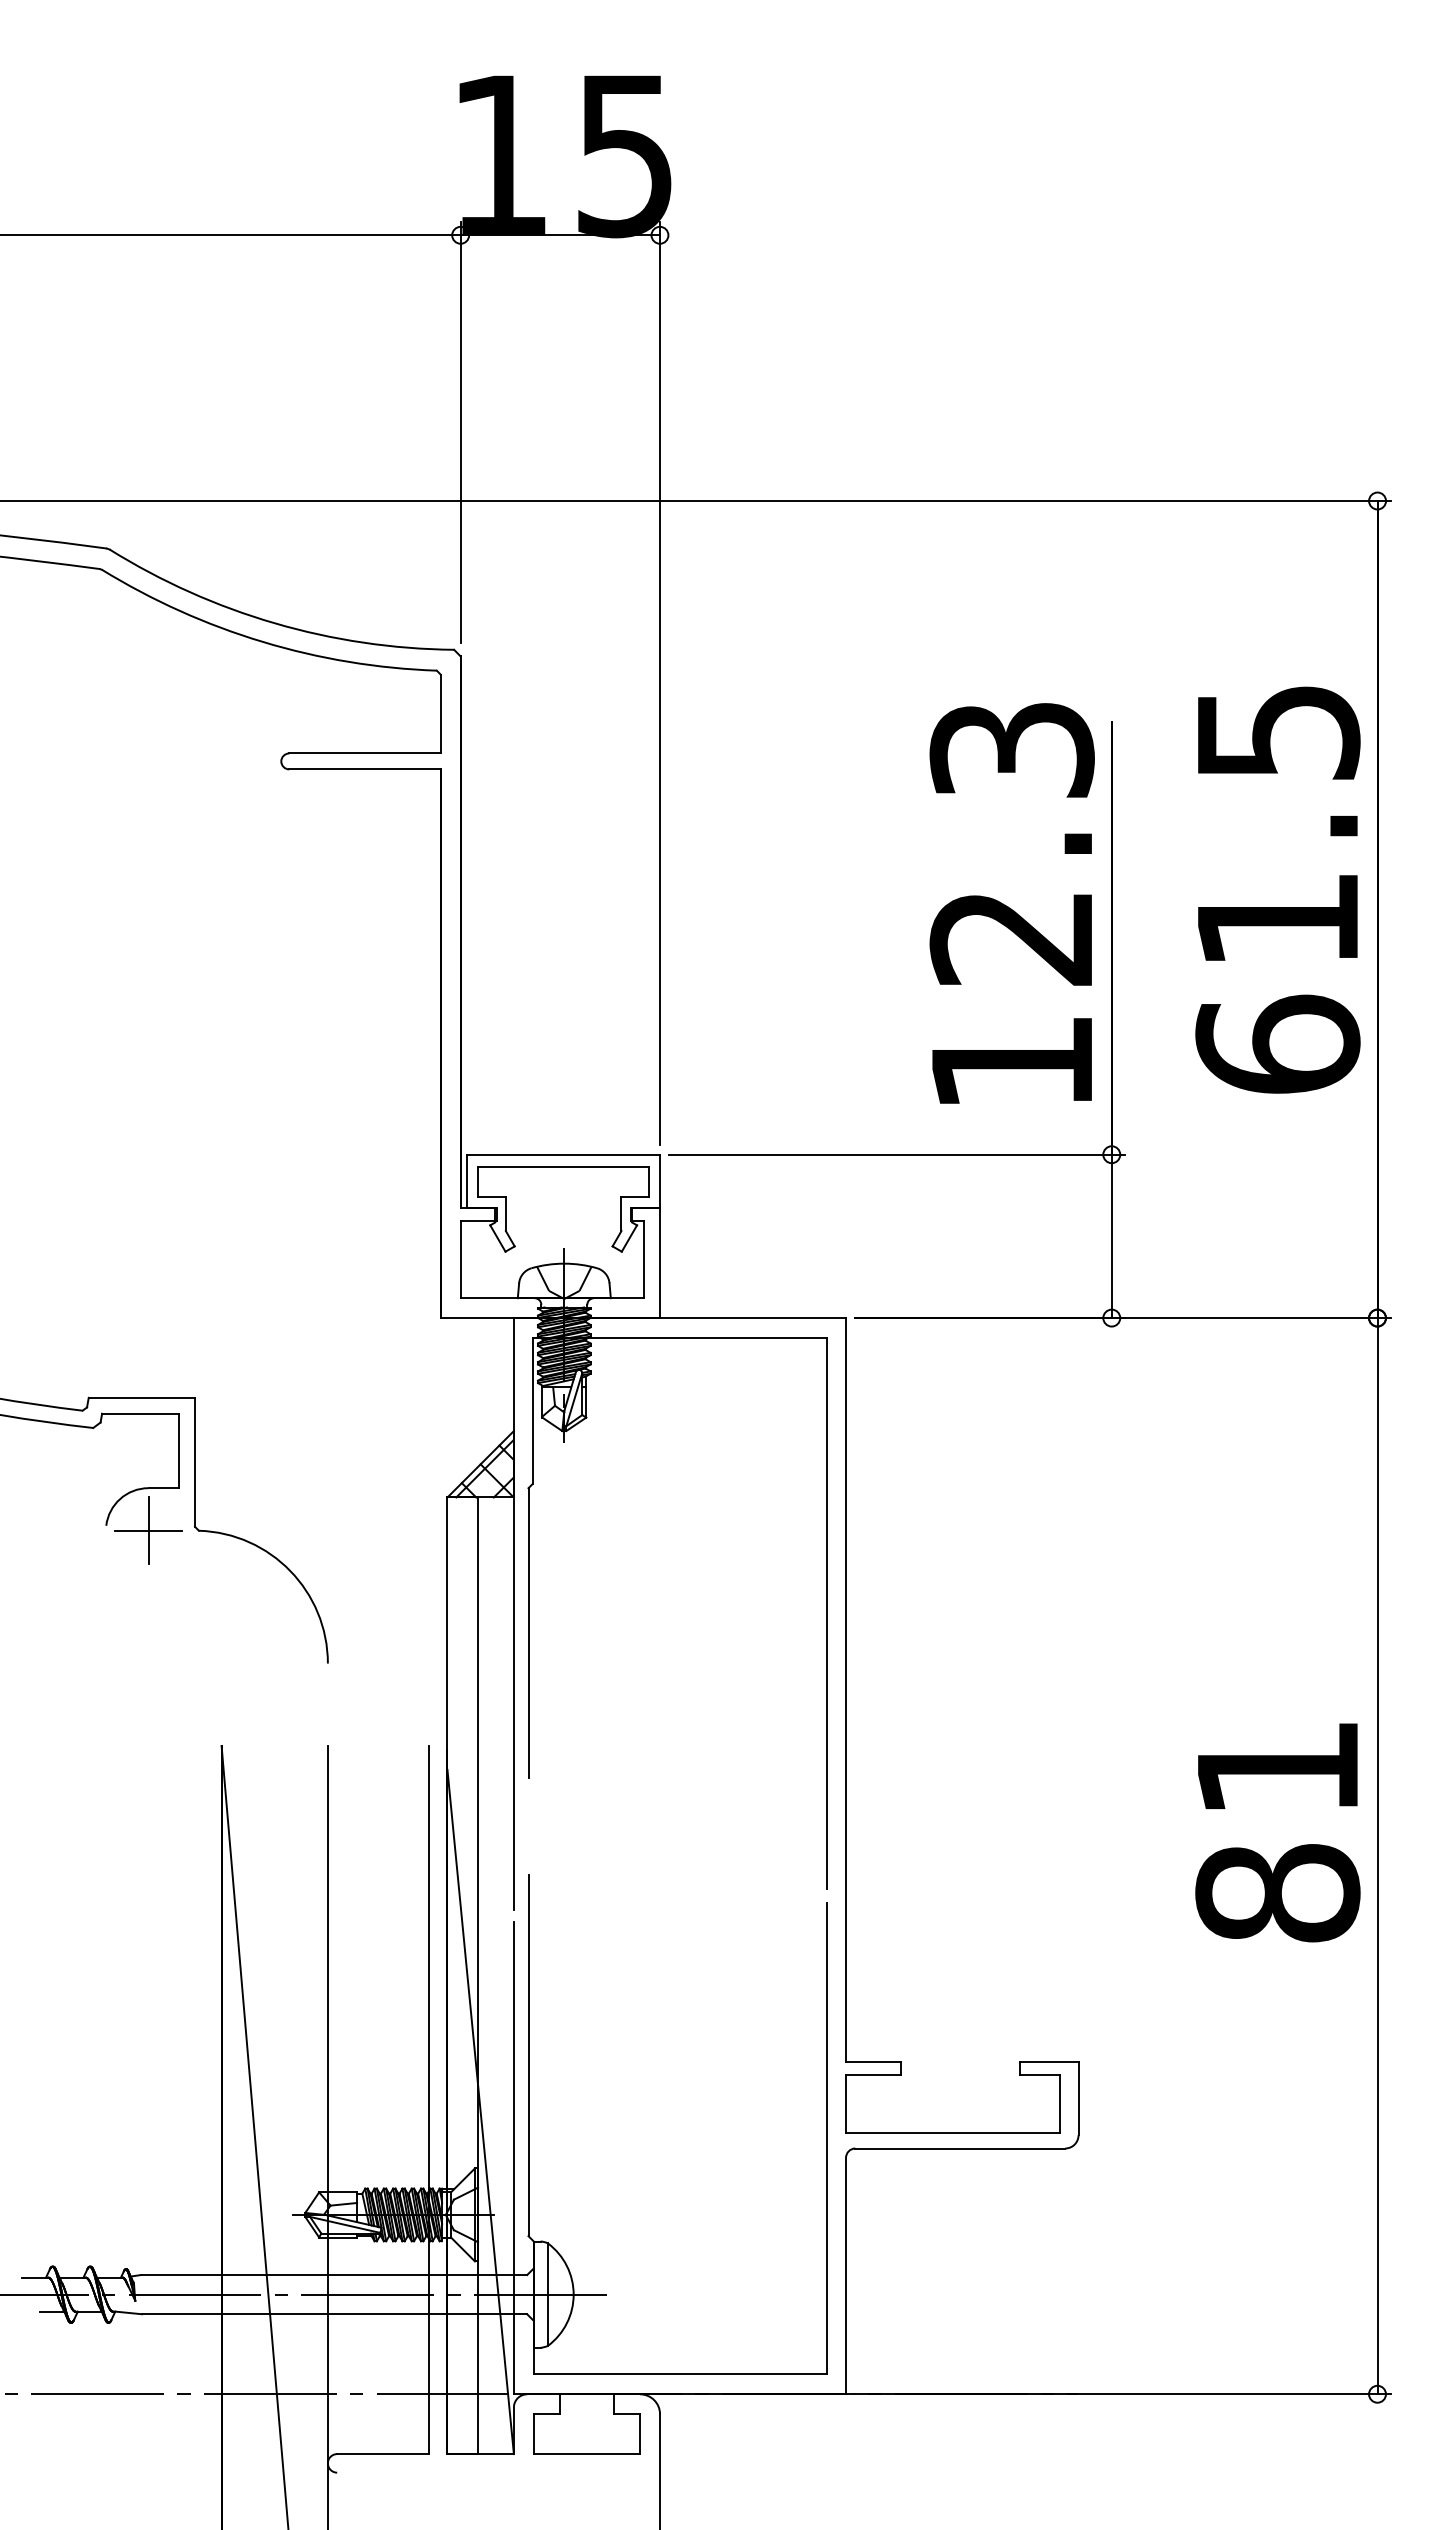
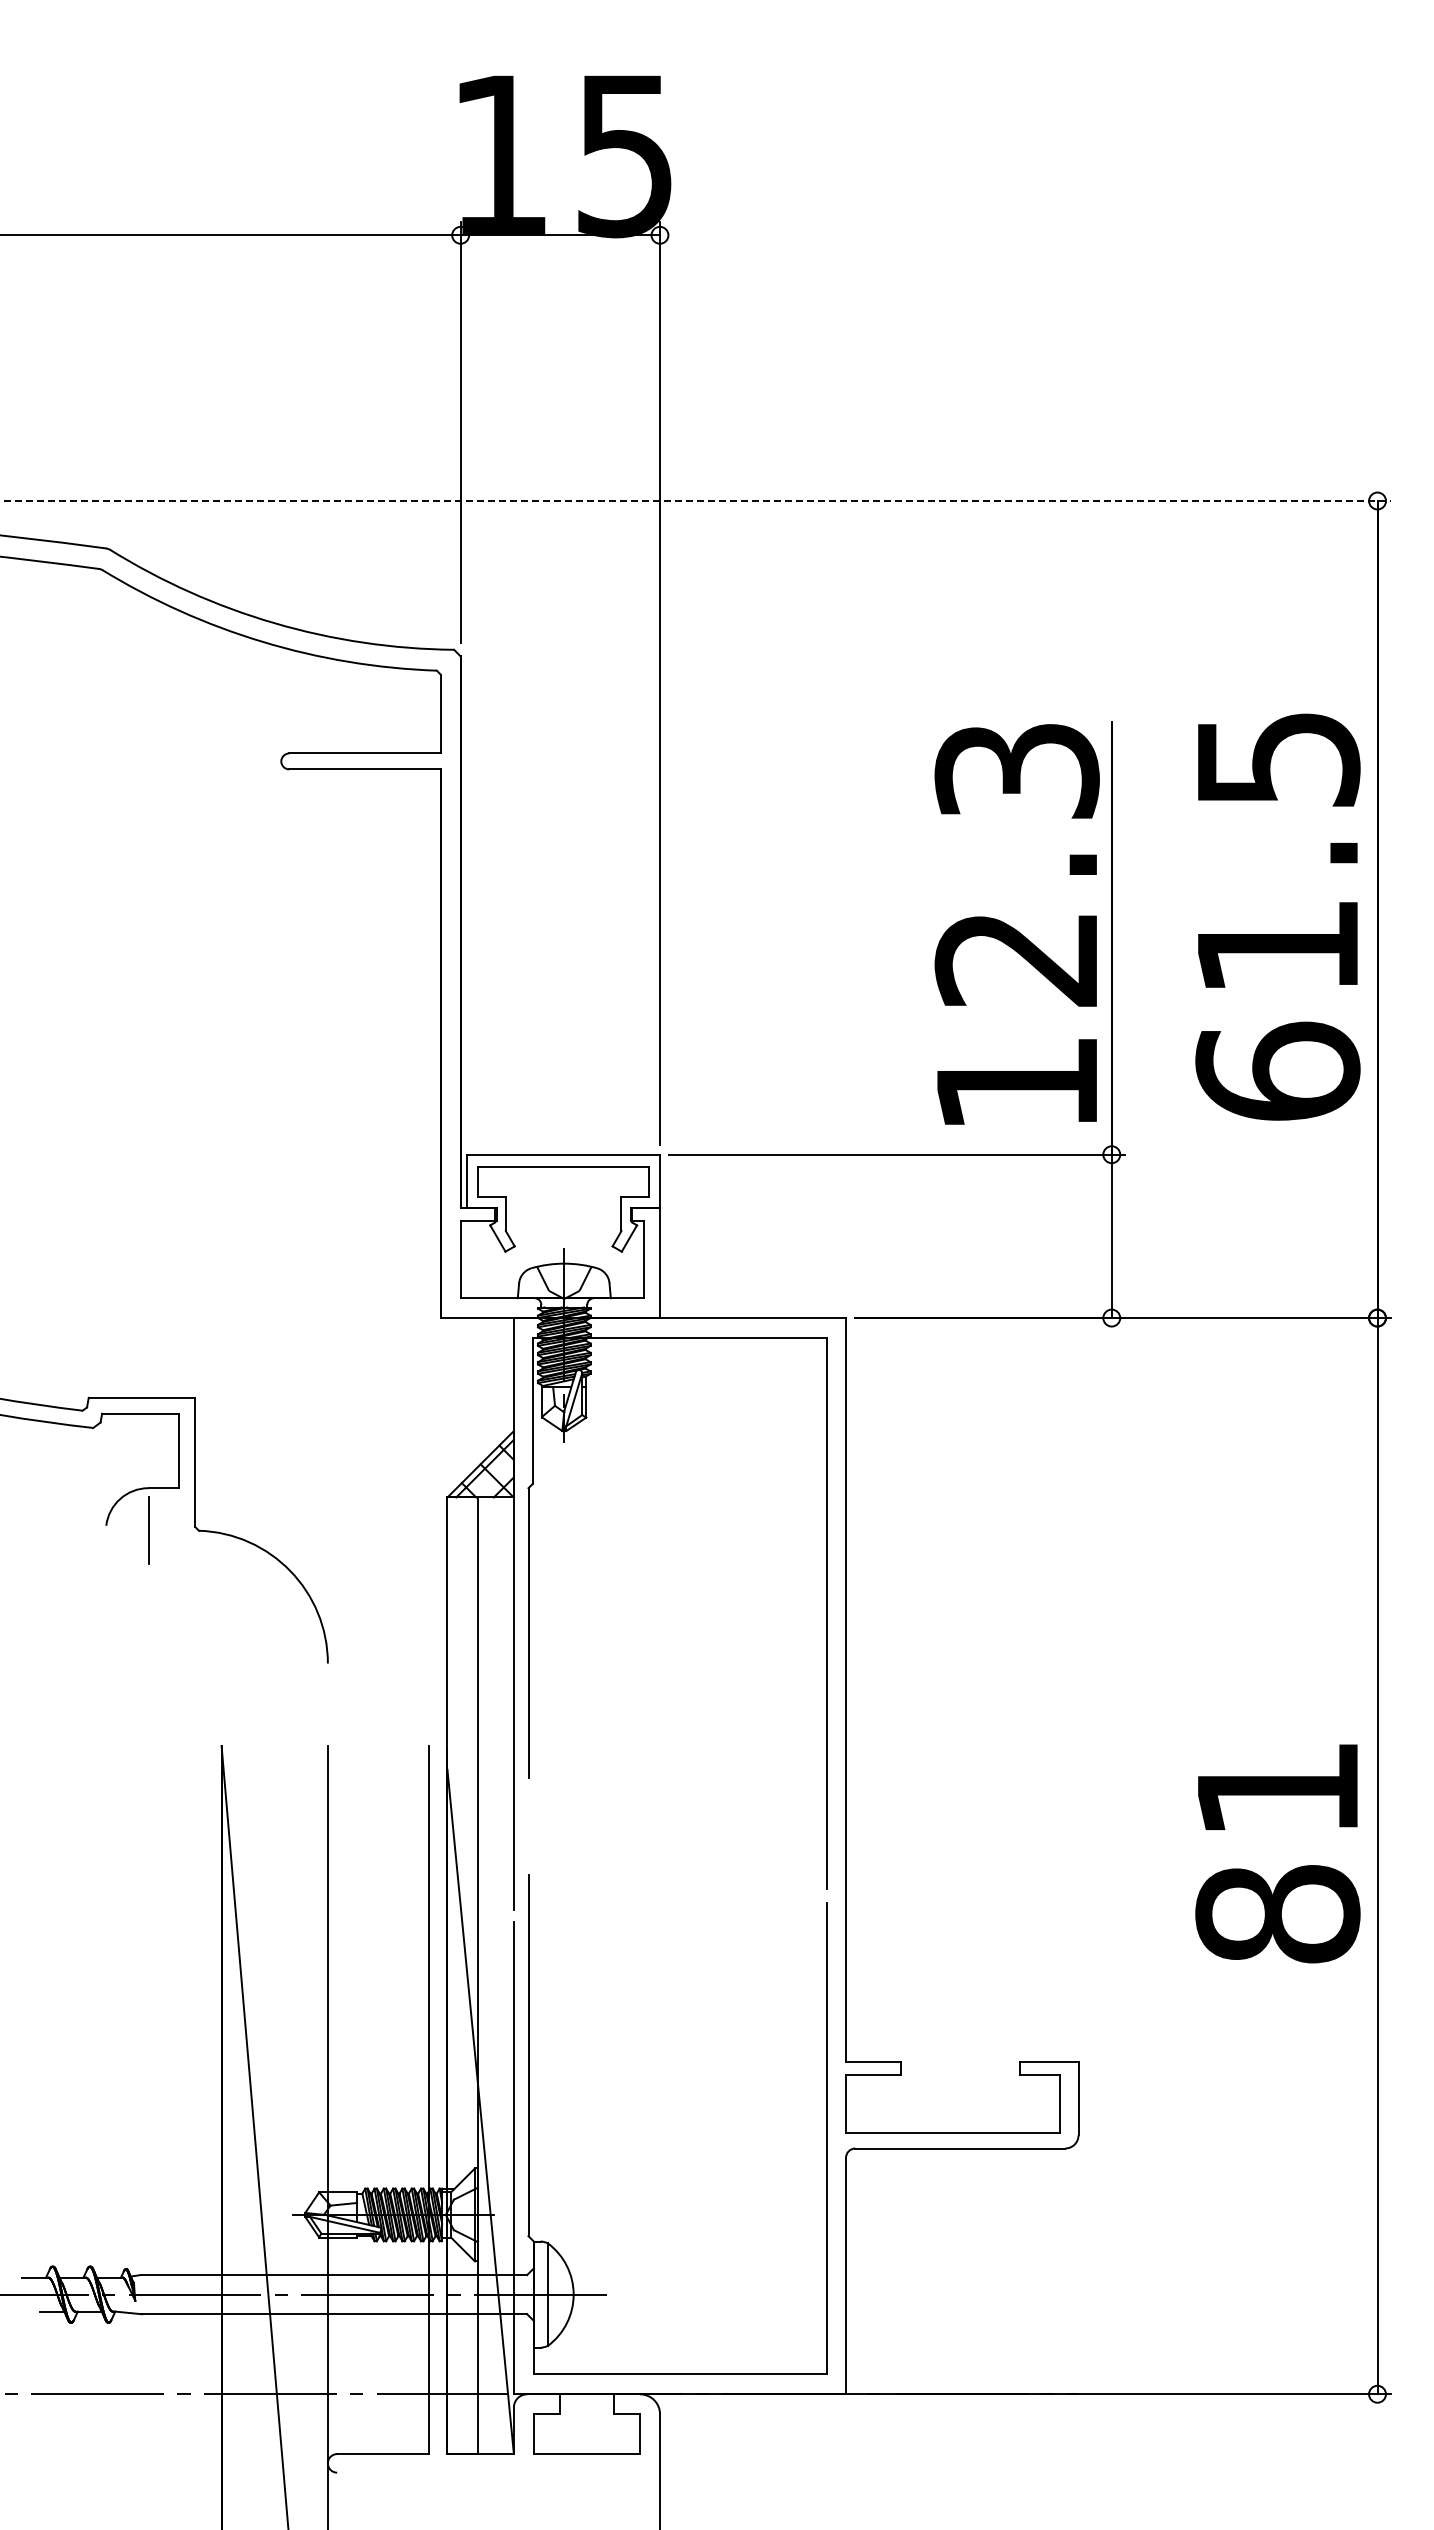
line: solid -> dashed (695, 501)
text position: (1277, 889) -> (1277, 916) (1277, 916)
text position: (1011, 903) -> (1016, 924) (1016, 924)
line: present -> none (148, 1530)
text position: (1277, 1832) -> (1277, 1853) (1277, 1853)
